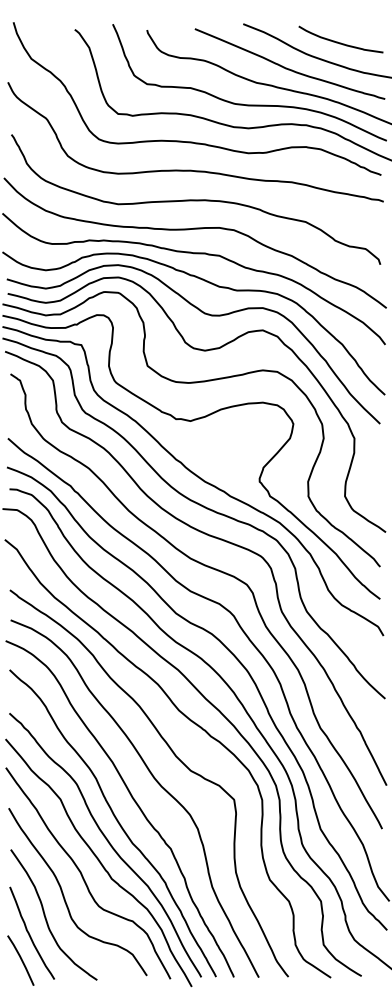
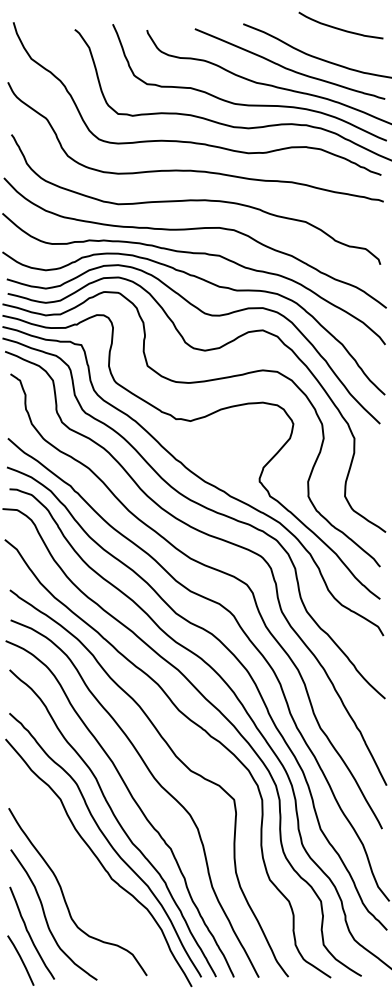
curve position: (340, 42) -> (340, 28) (340, 28)
curve: present -> none (83, 876)
